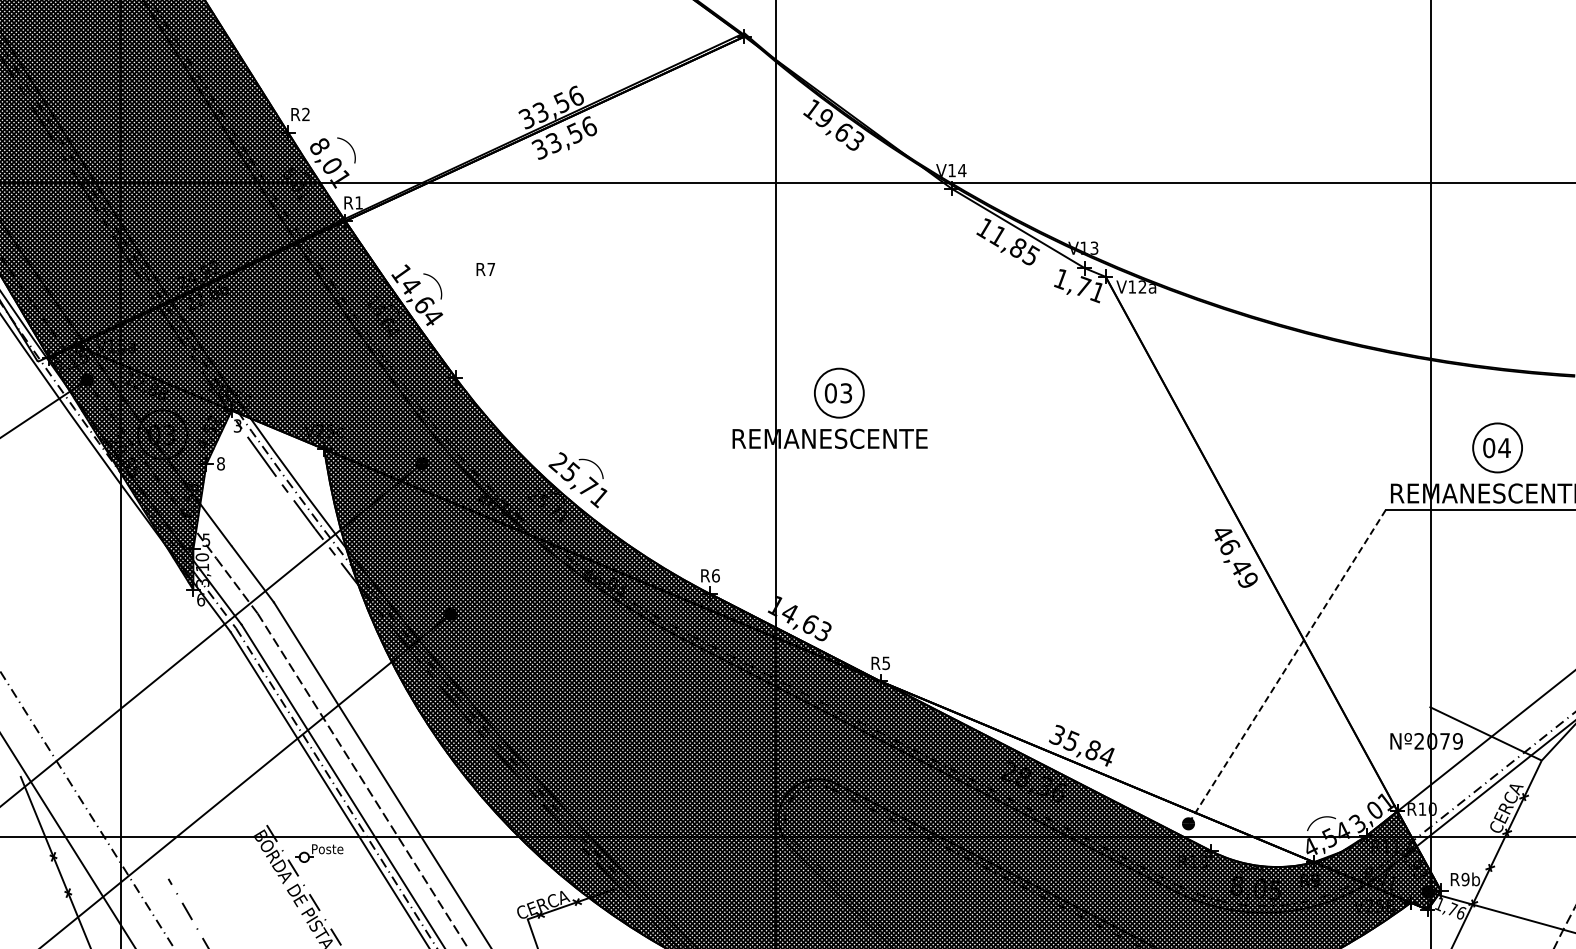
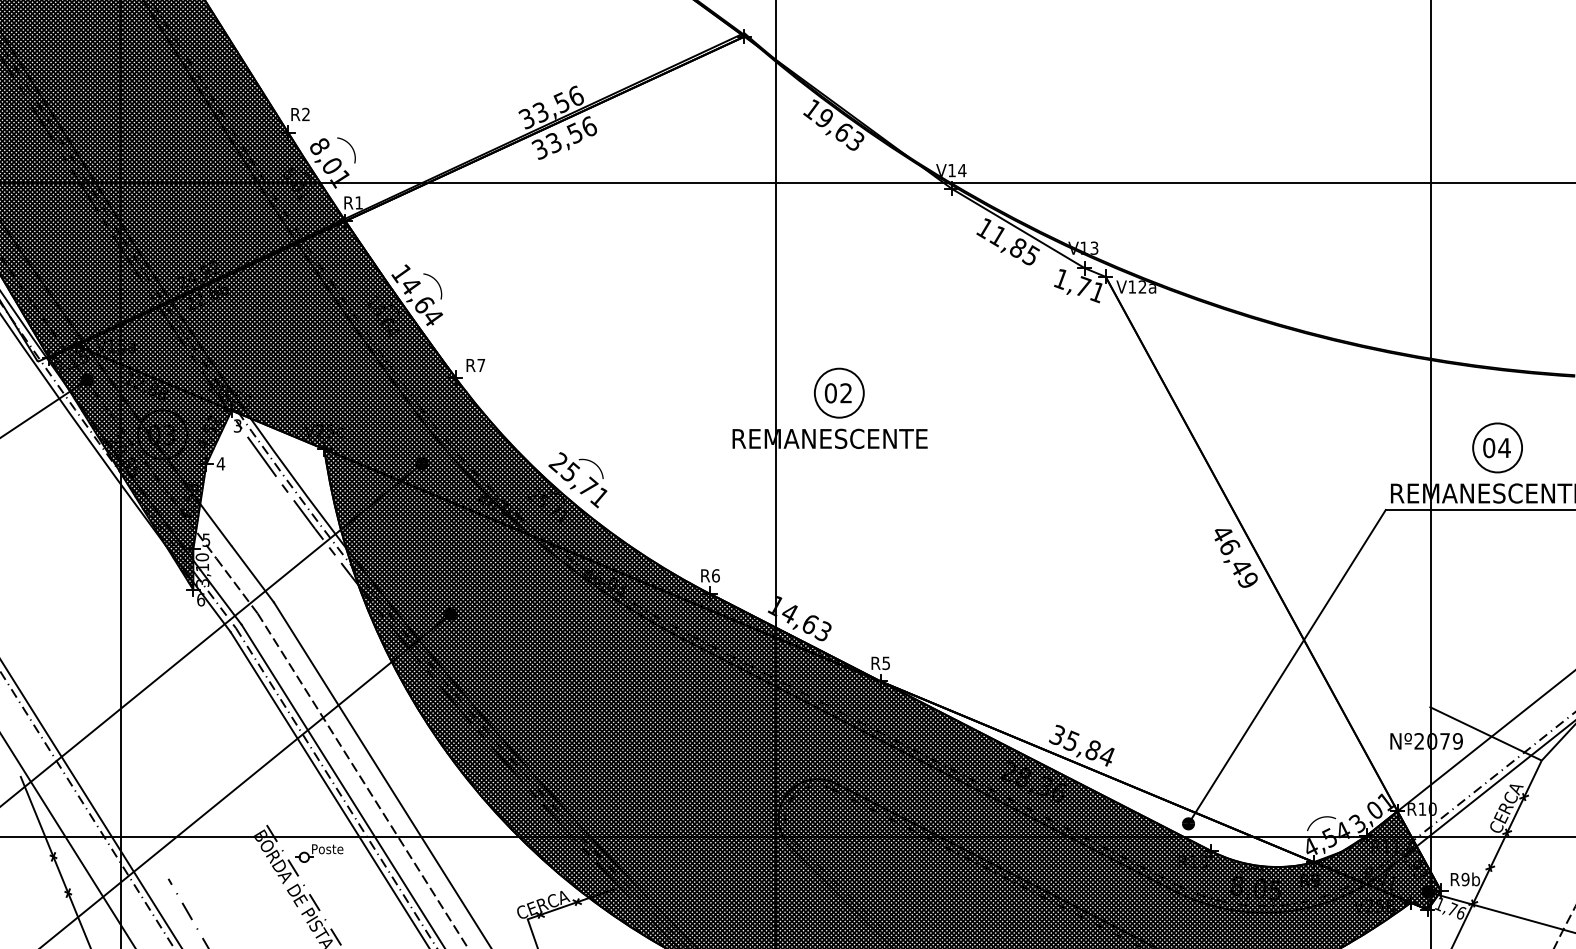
text position: (485, 269) -> (475, 365) (475, 365)
text: 03 -> 02 (846, 393)
text: 8 -> 4 (220, 463)
line: dashed -> solid (1286, 667)
line: none -> present (91, 803)
